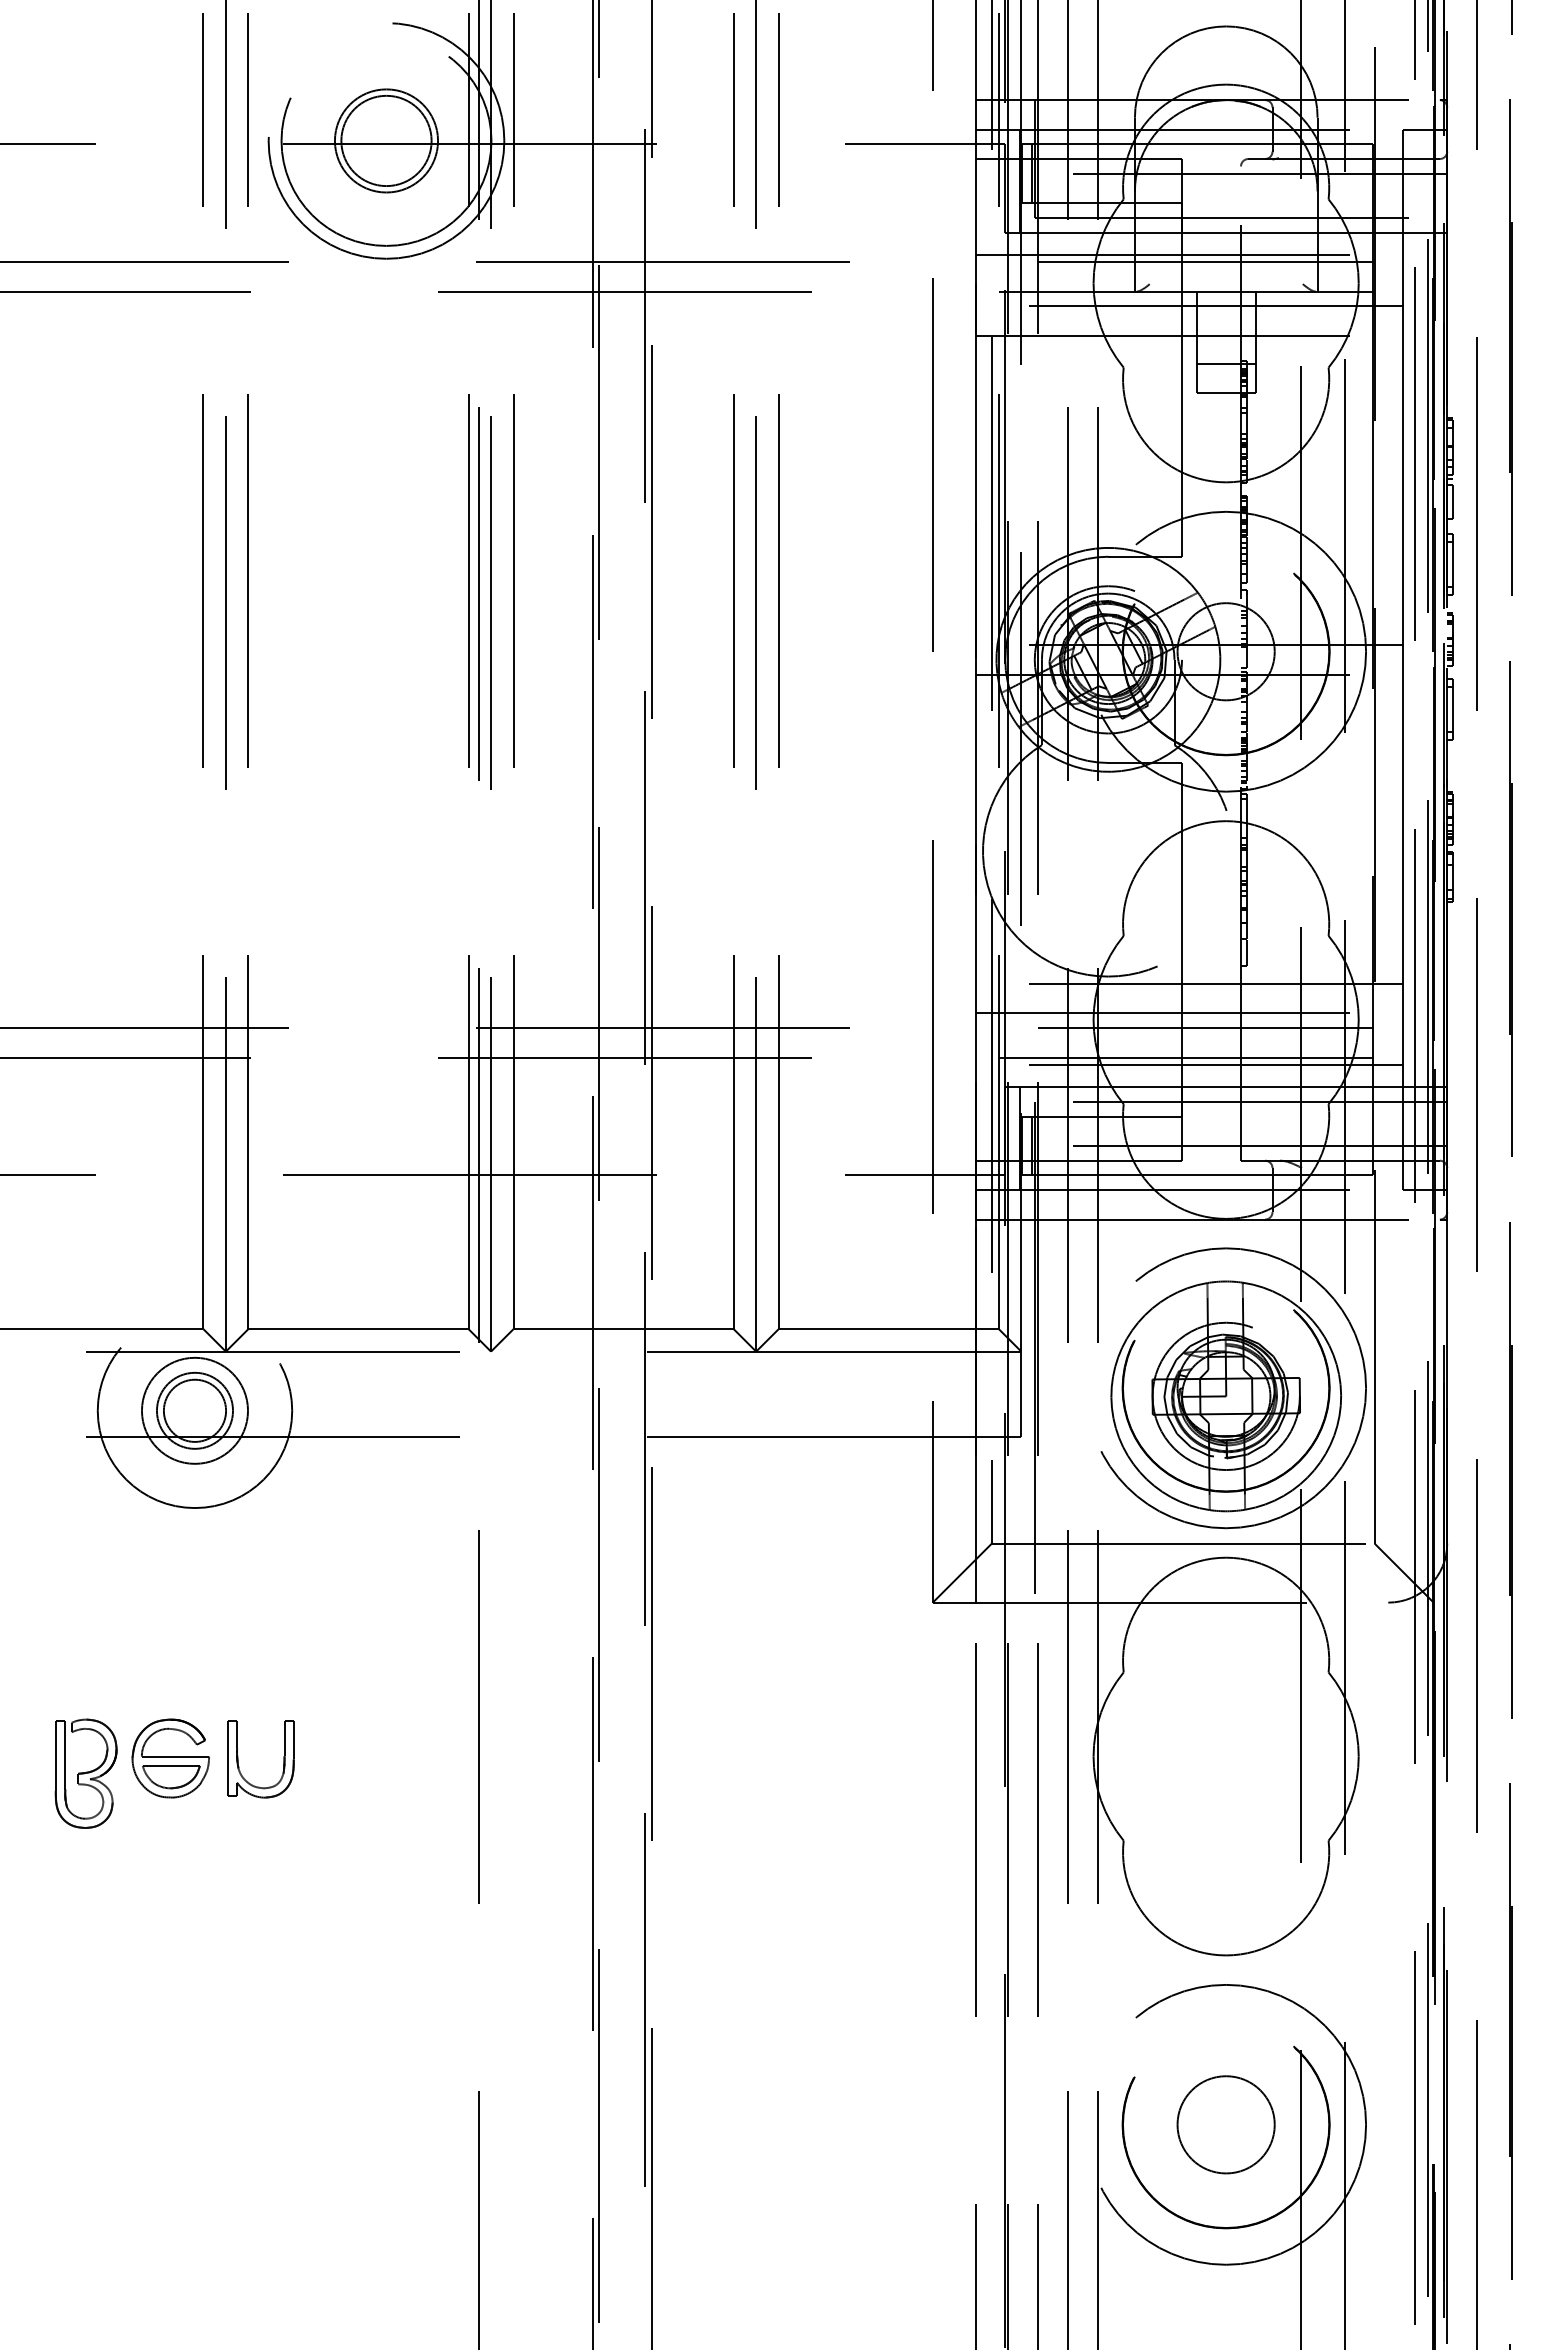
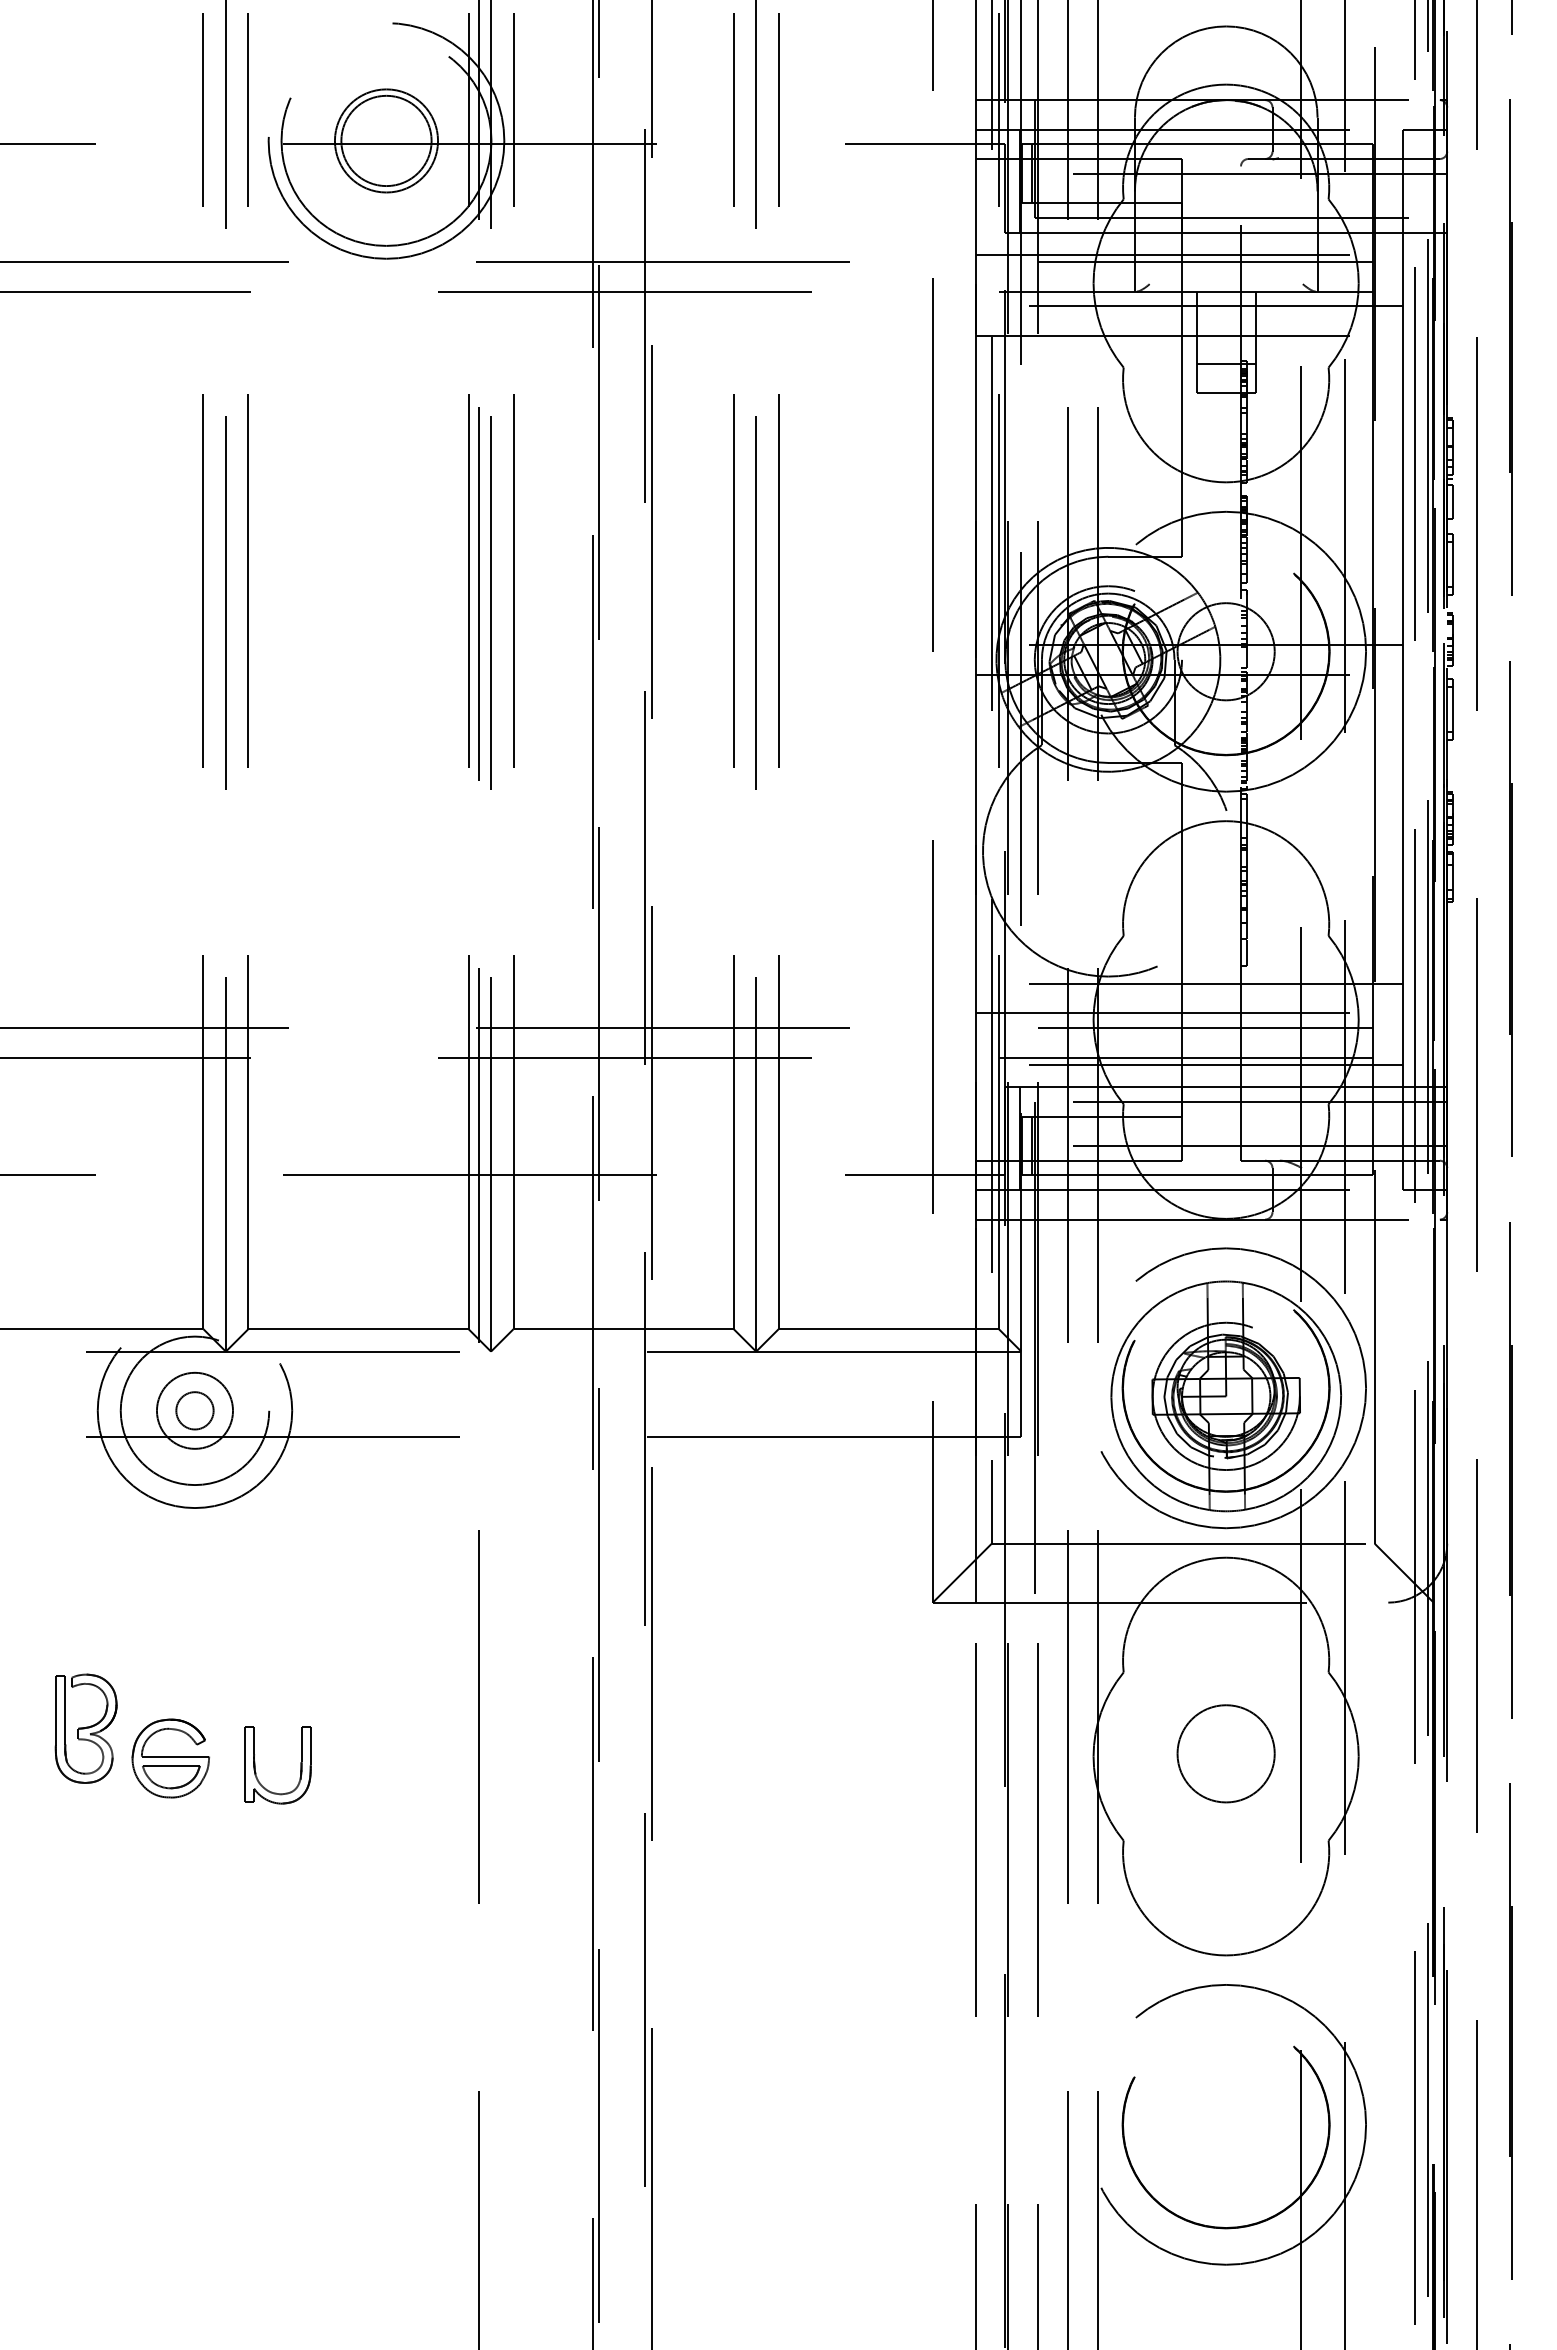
circle diameter: 106 px -> 148 px (194, 1410)
circle diameter: 62 px -> 37 px (194, 1410)
part position: (238, 1759) -> (255, 1765) (255, 1765)
part position: (85, 1773) -> (85, 1728) (85, 1728)
circle position: (1225, 2124) -> (1225, 1753) (1225, 1753)
